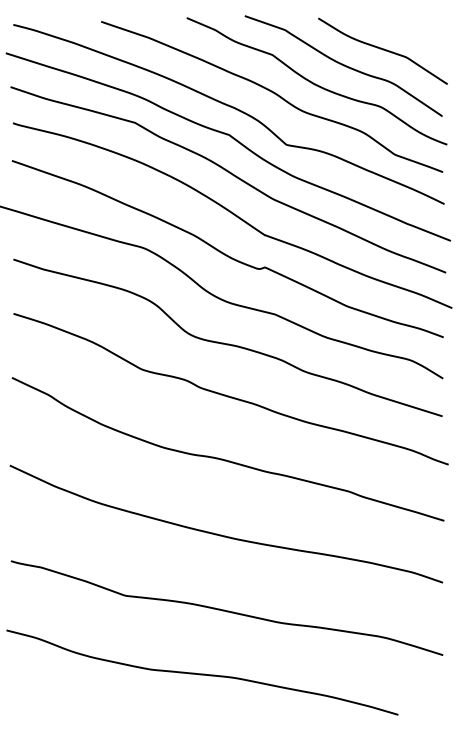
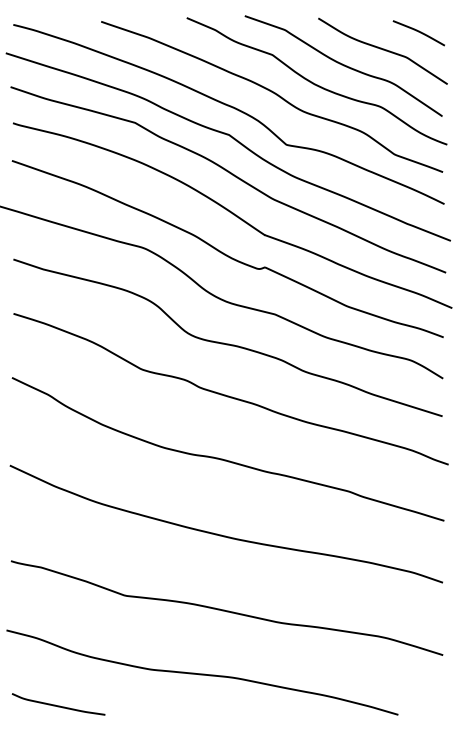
curve: none -> present (418, 32)
curve: none -> present (58, 705)
